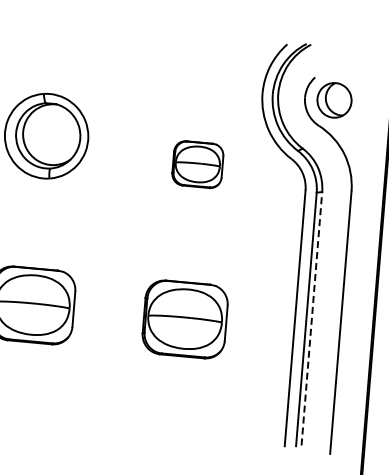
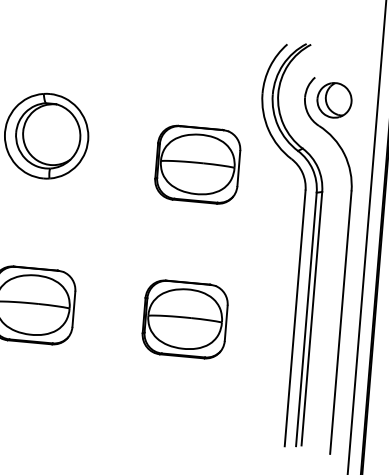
part size: 54x50 px -> 88x81 px (197, 164)
line: none -> present (366, 237)
line: dashed -> solid (311, 318)
